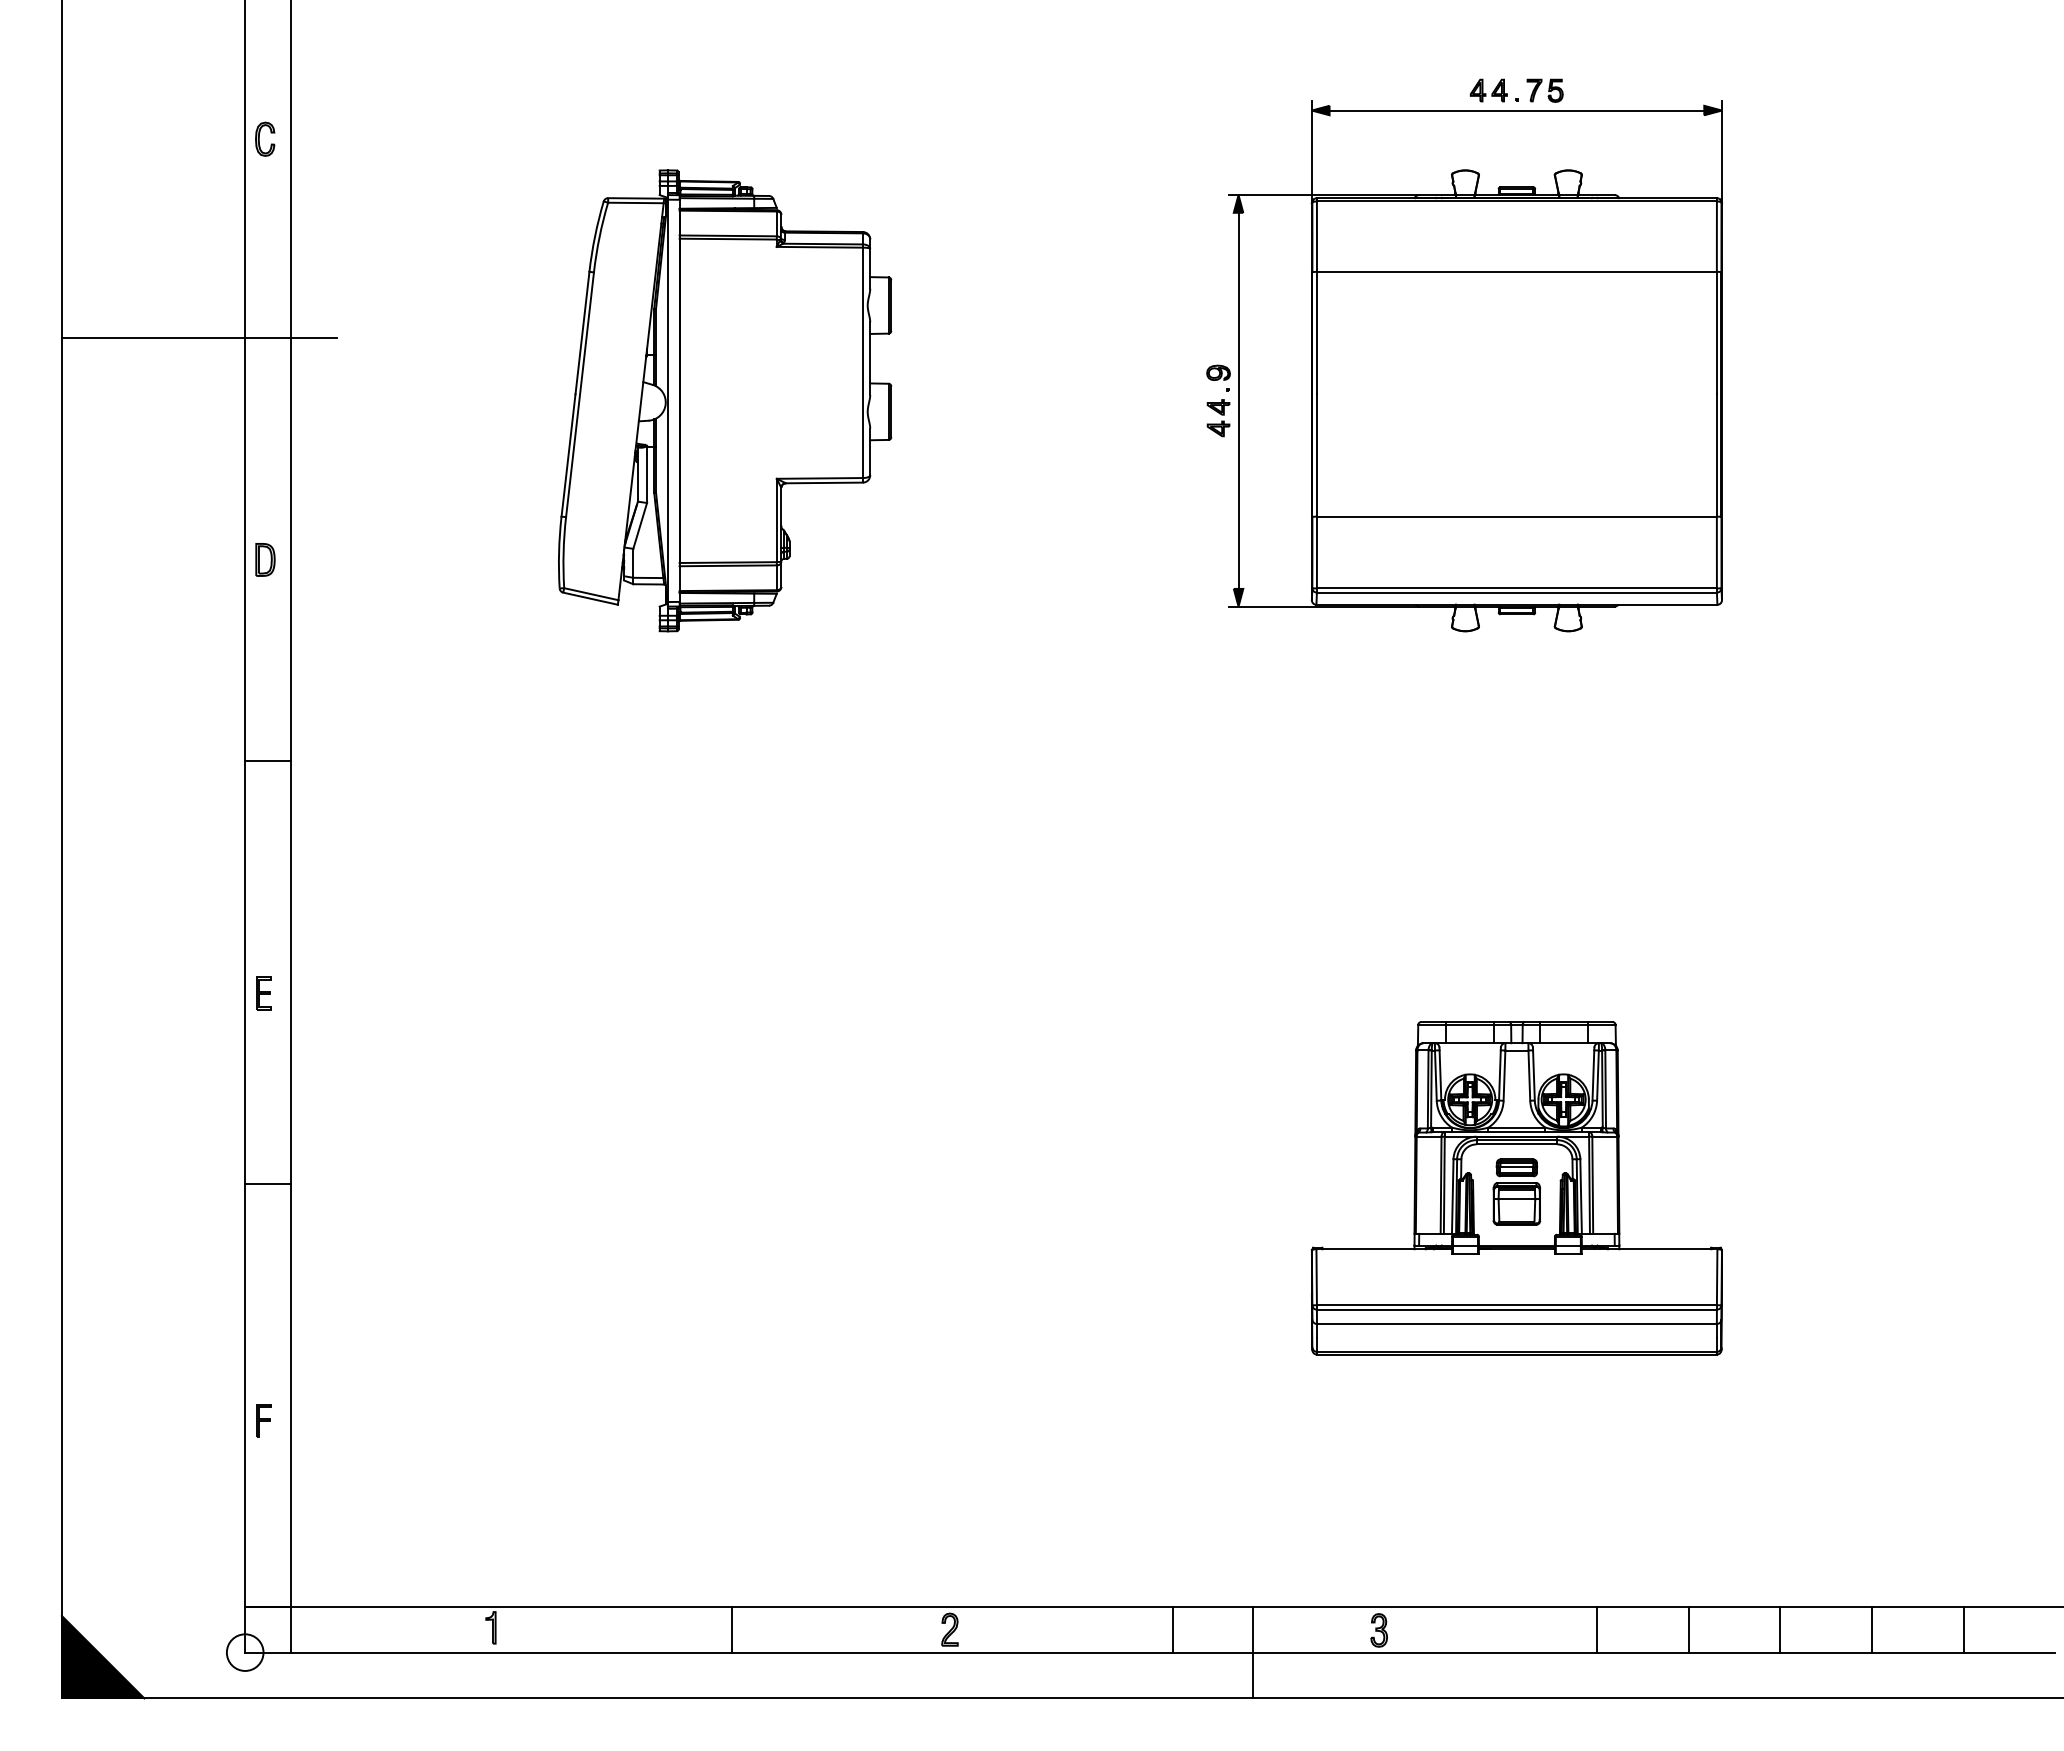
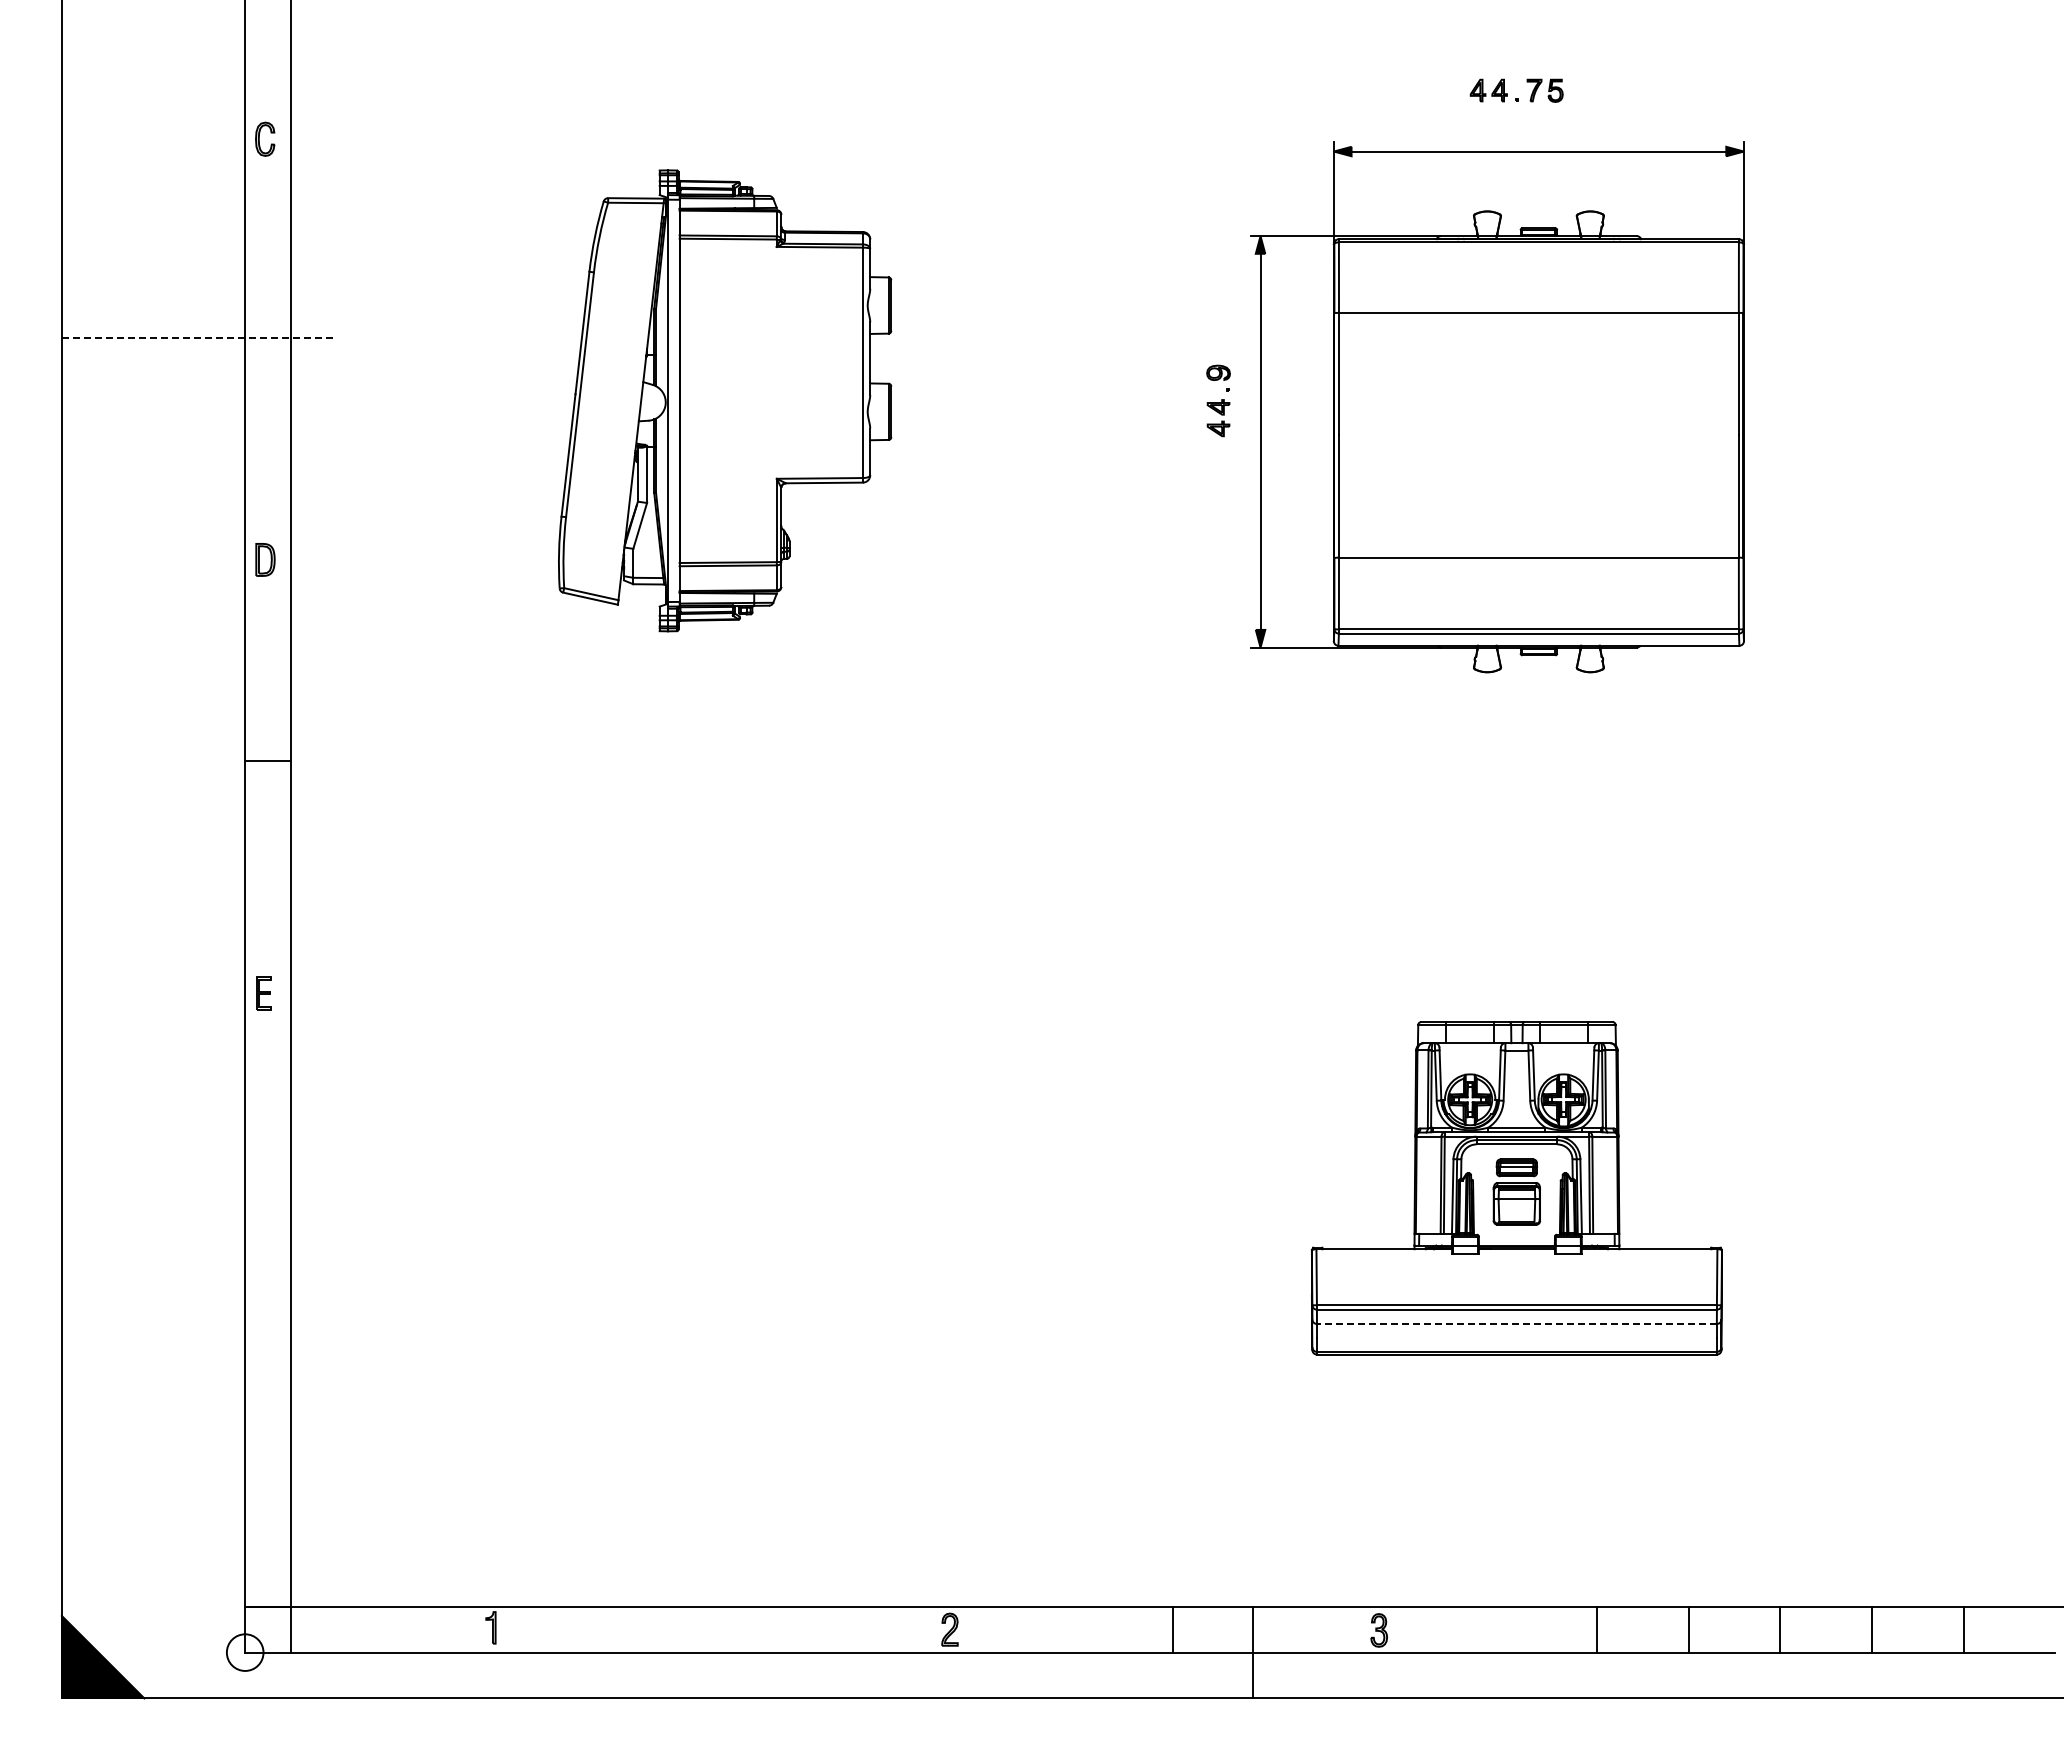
line: solid -> dashed (199, 337)
part position: (1475, 366) -> (1497, 407) (1497, 407)
line: present -> none (268, 1183)
line: solid -> dashed (1516, 1324)
part: present -> none (263, 1420)
line: present -> none (732, 1629)
